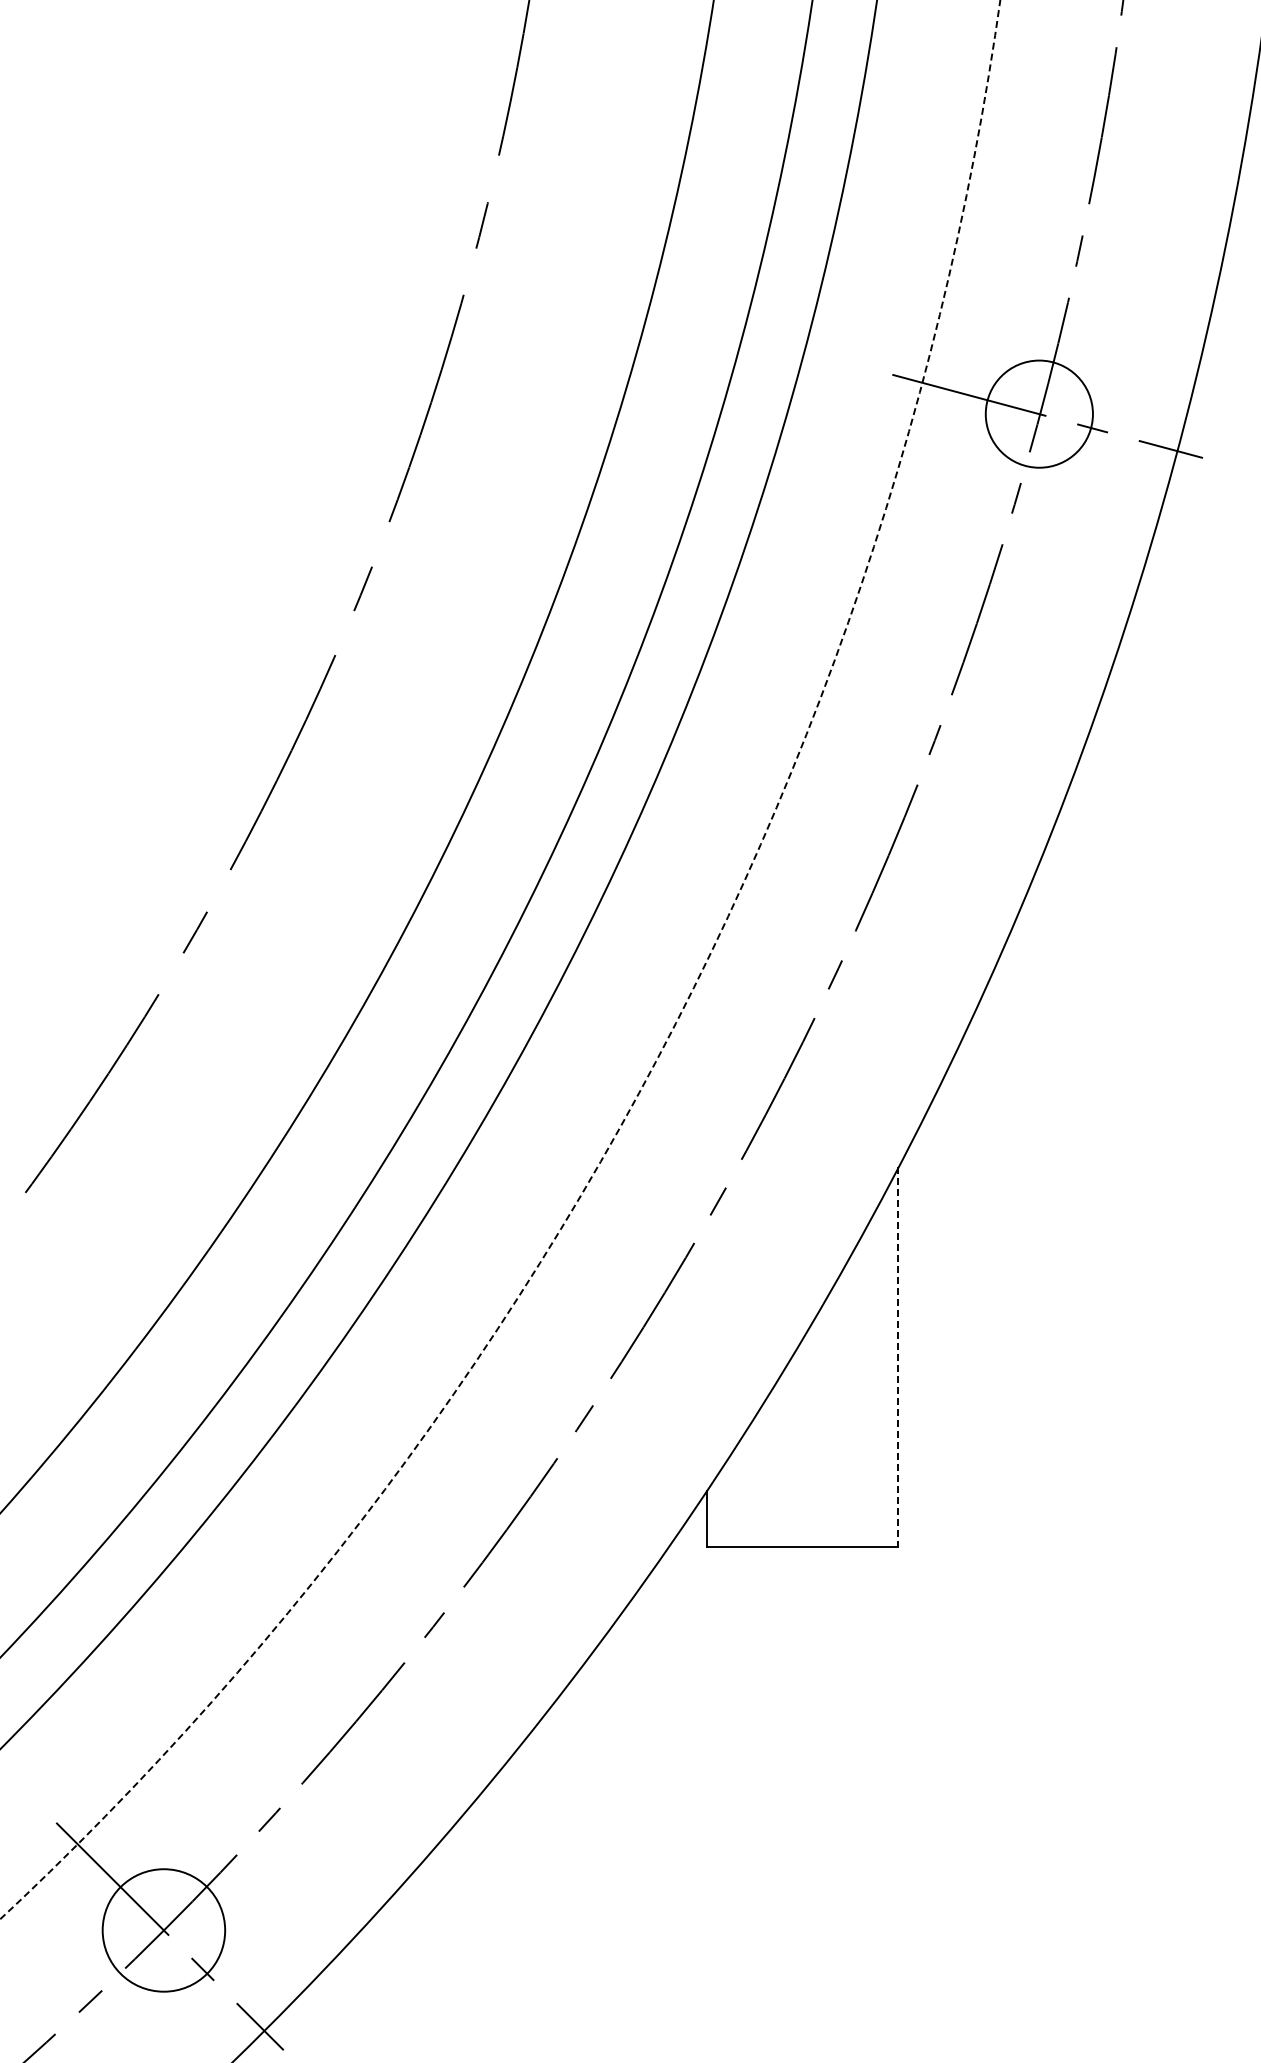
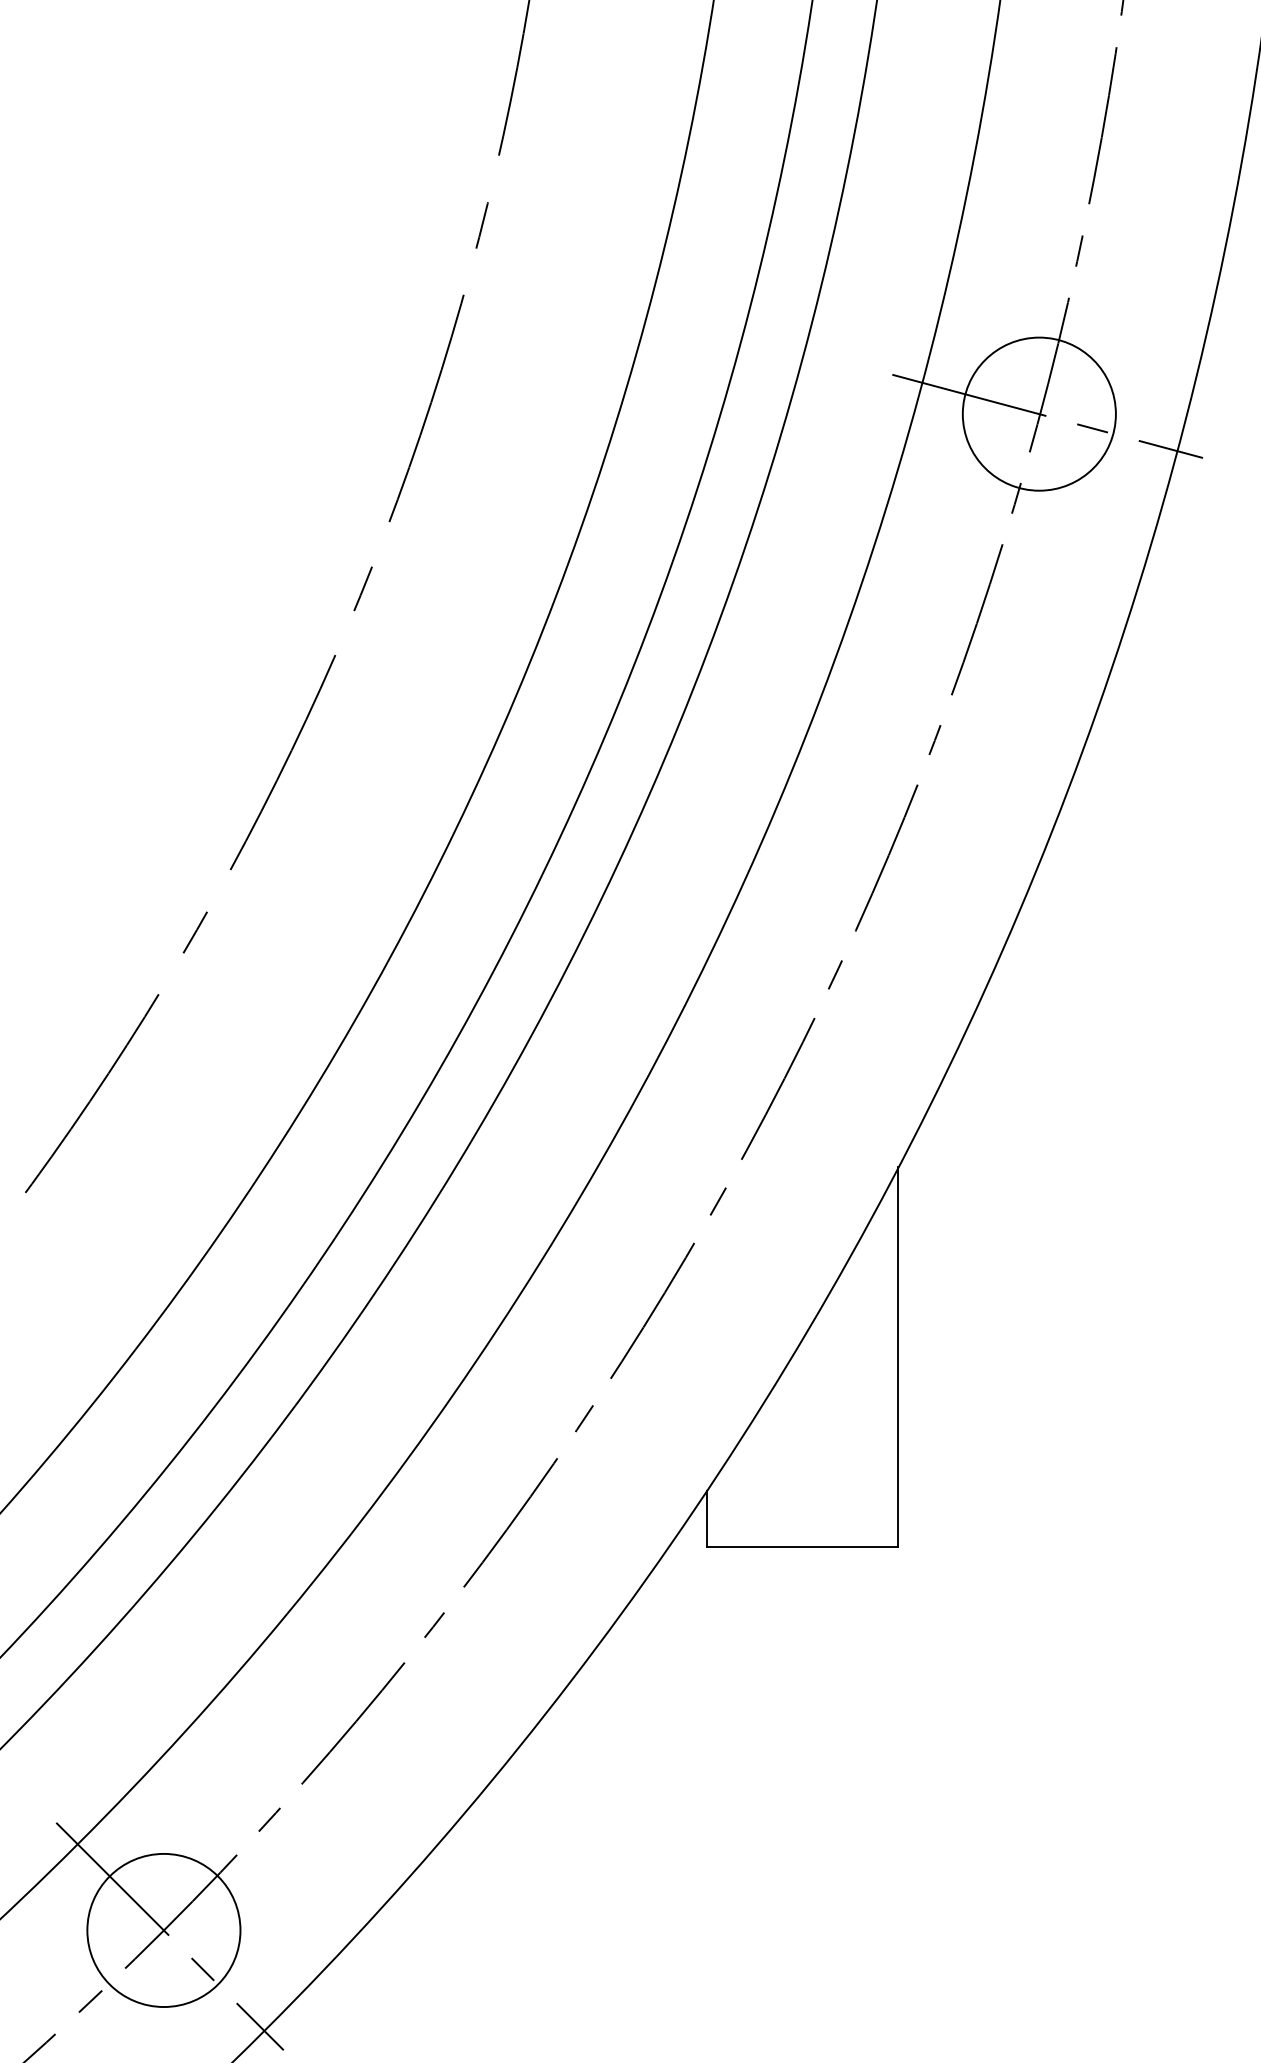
circle diameter: 107 px -> 153 px (1038, 413)
circle: dashed -> solid (500, 959)
line: dashed -> solid (898, 1357)
circle diameter: 122 px -> 153 px (163, 1930)
